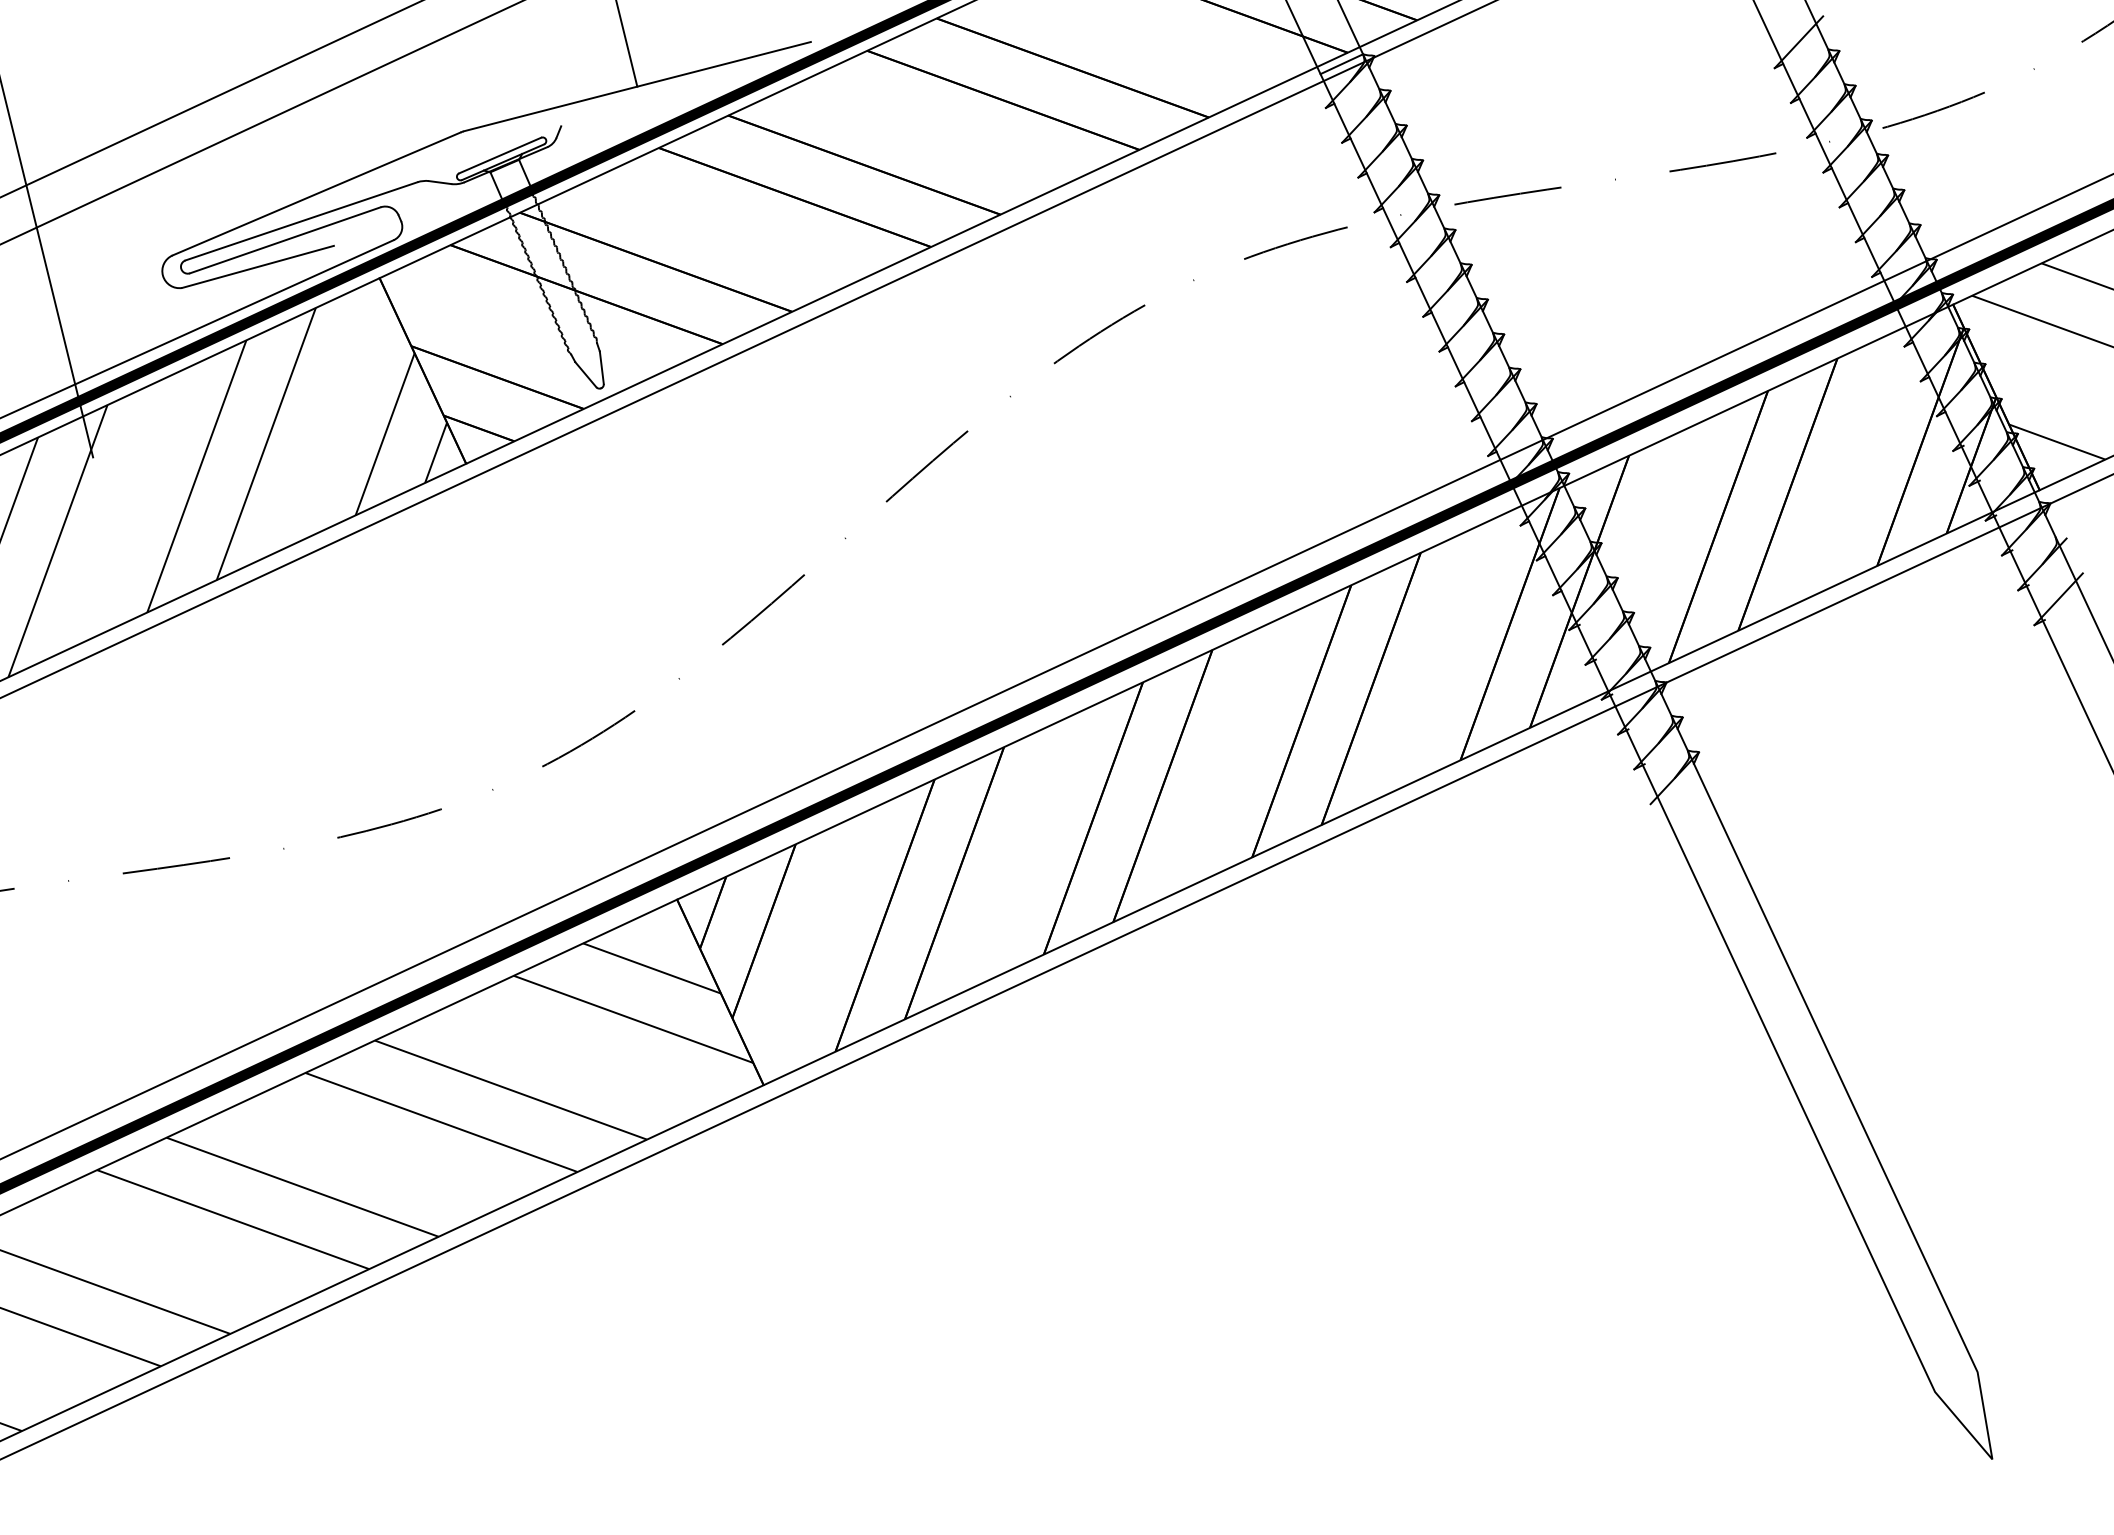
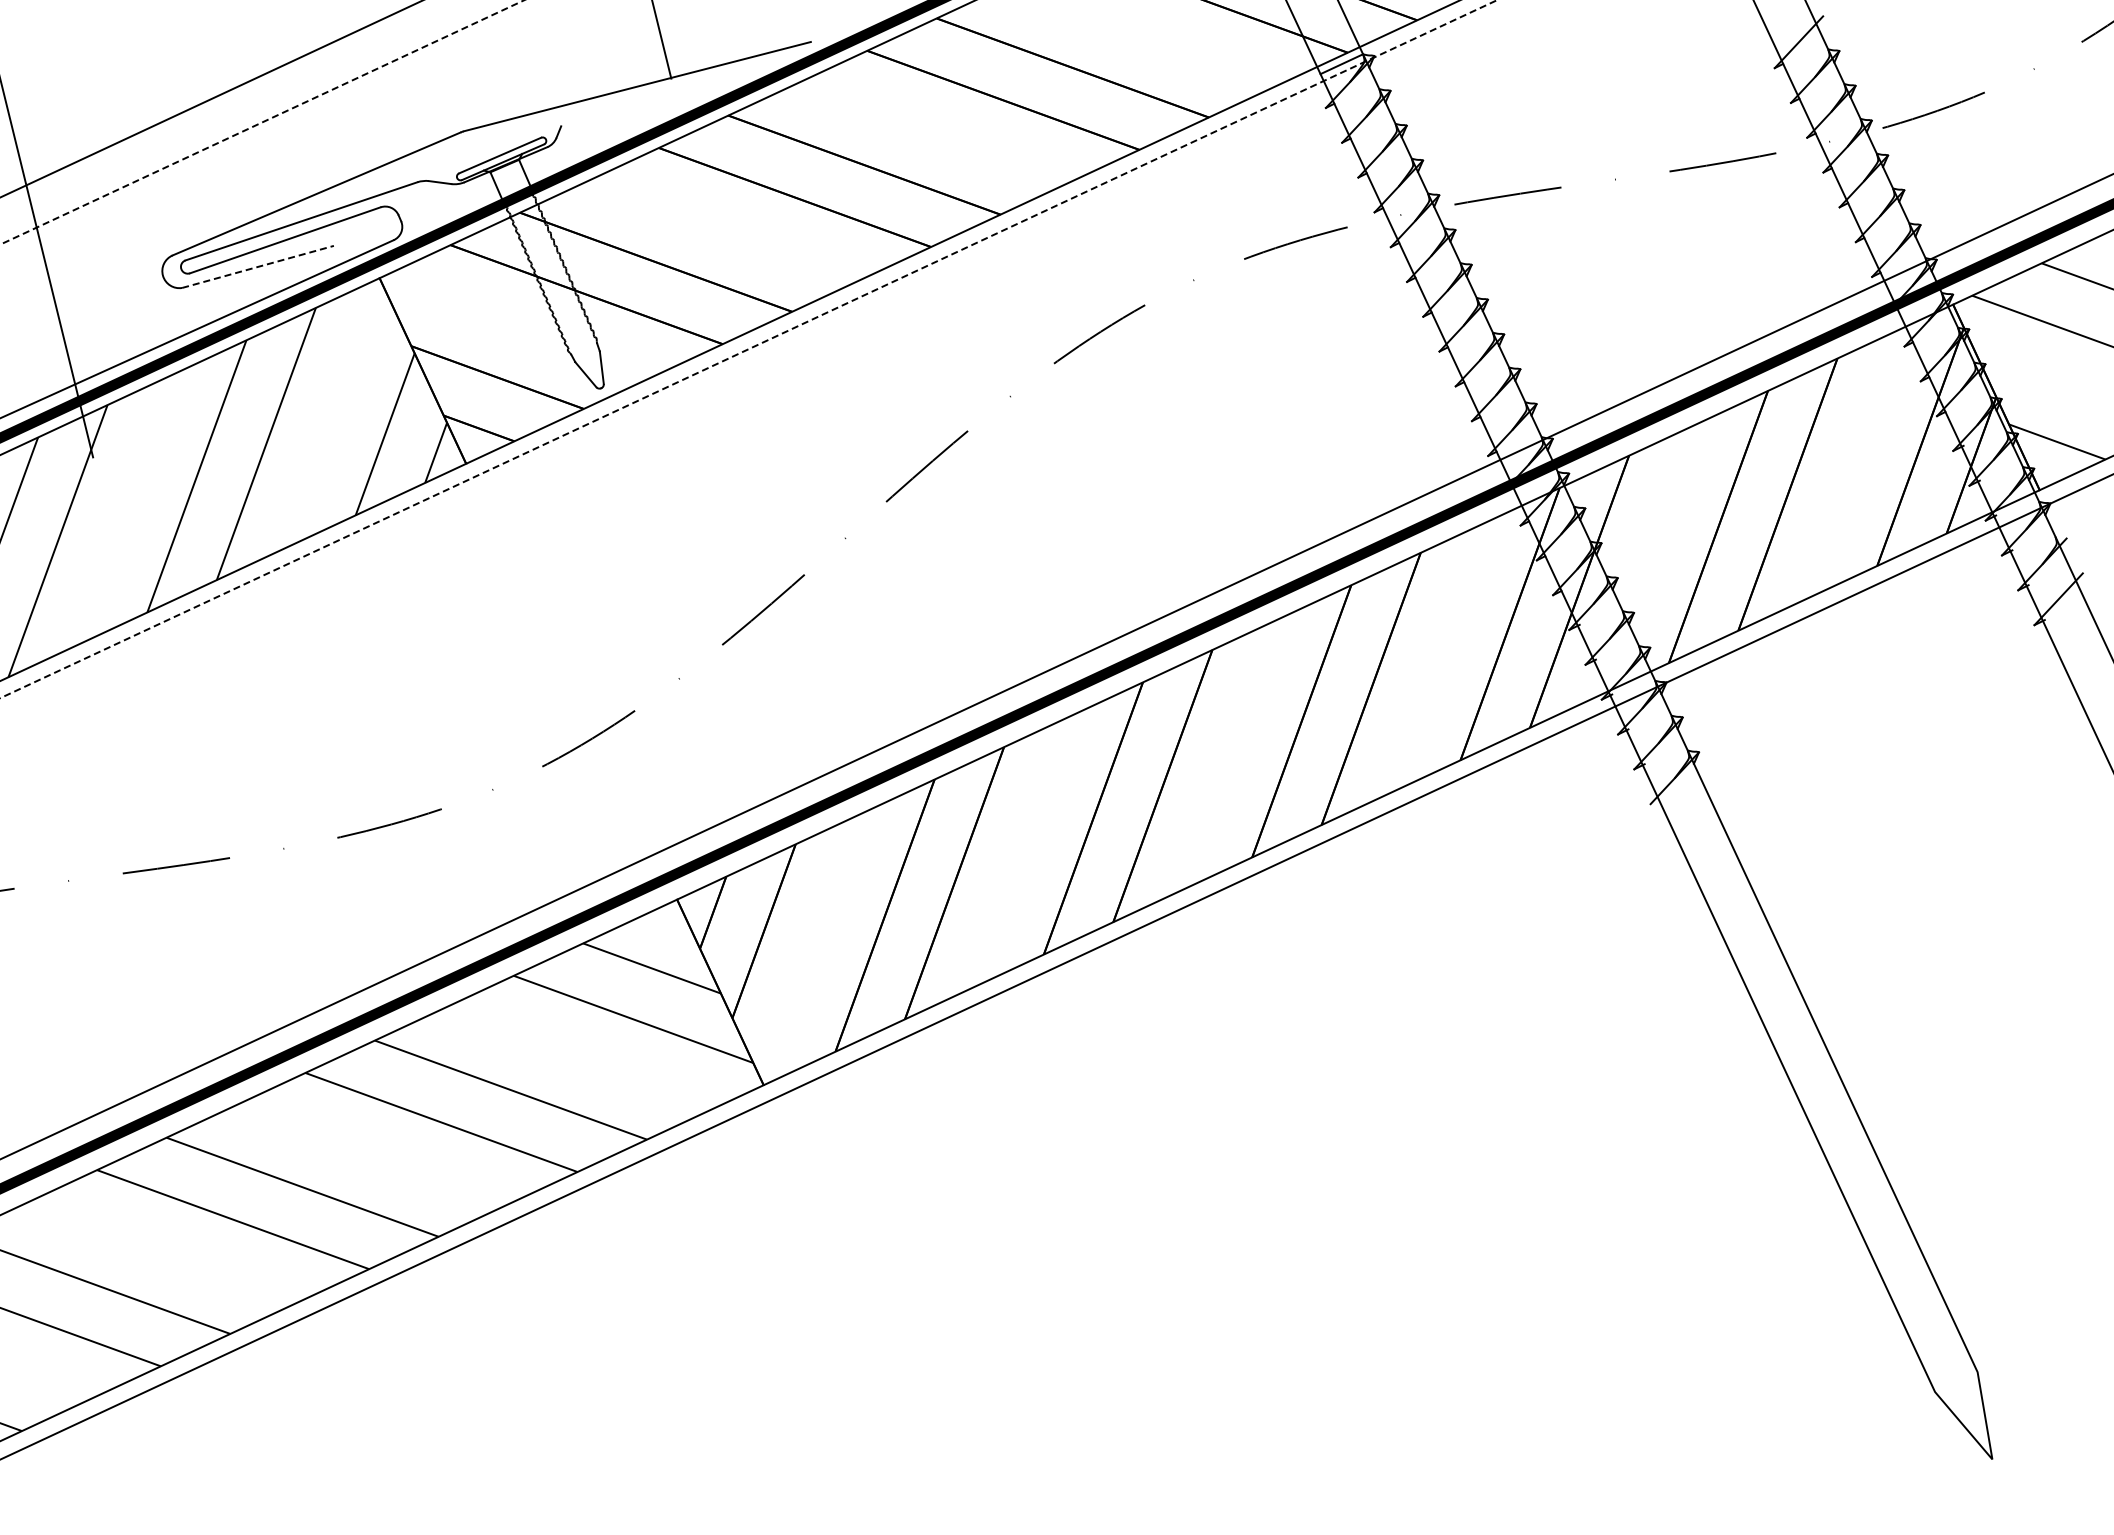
line position: (626, 44) -> (661, 40) (661, 40)
line: solid -> dashed (262, 122)
line: solid -> dashed (258, 266)
line: solid -> dashed (749, 348)
